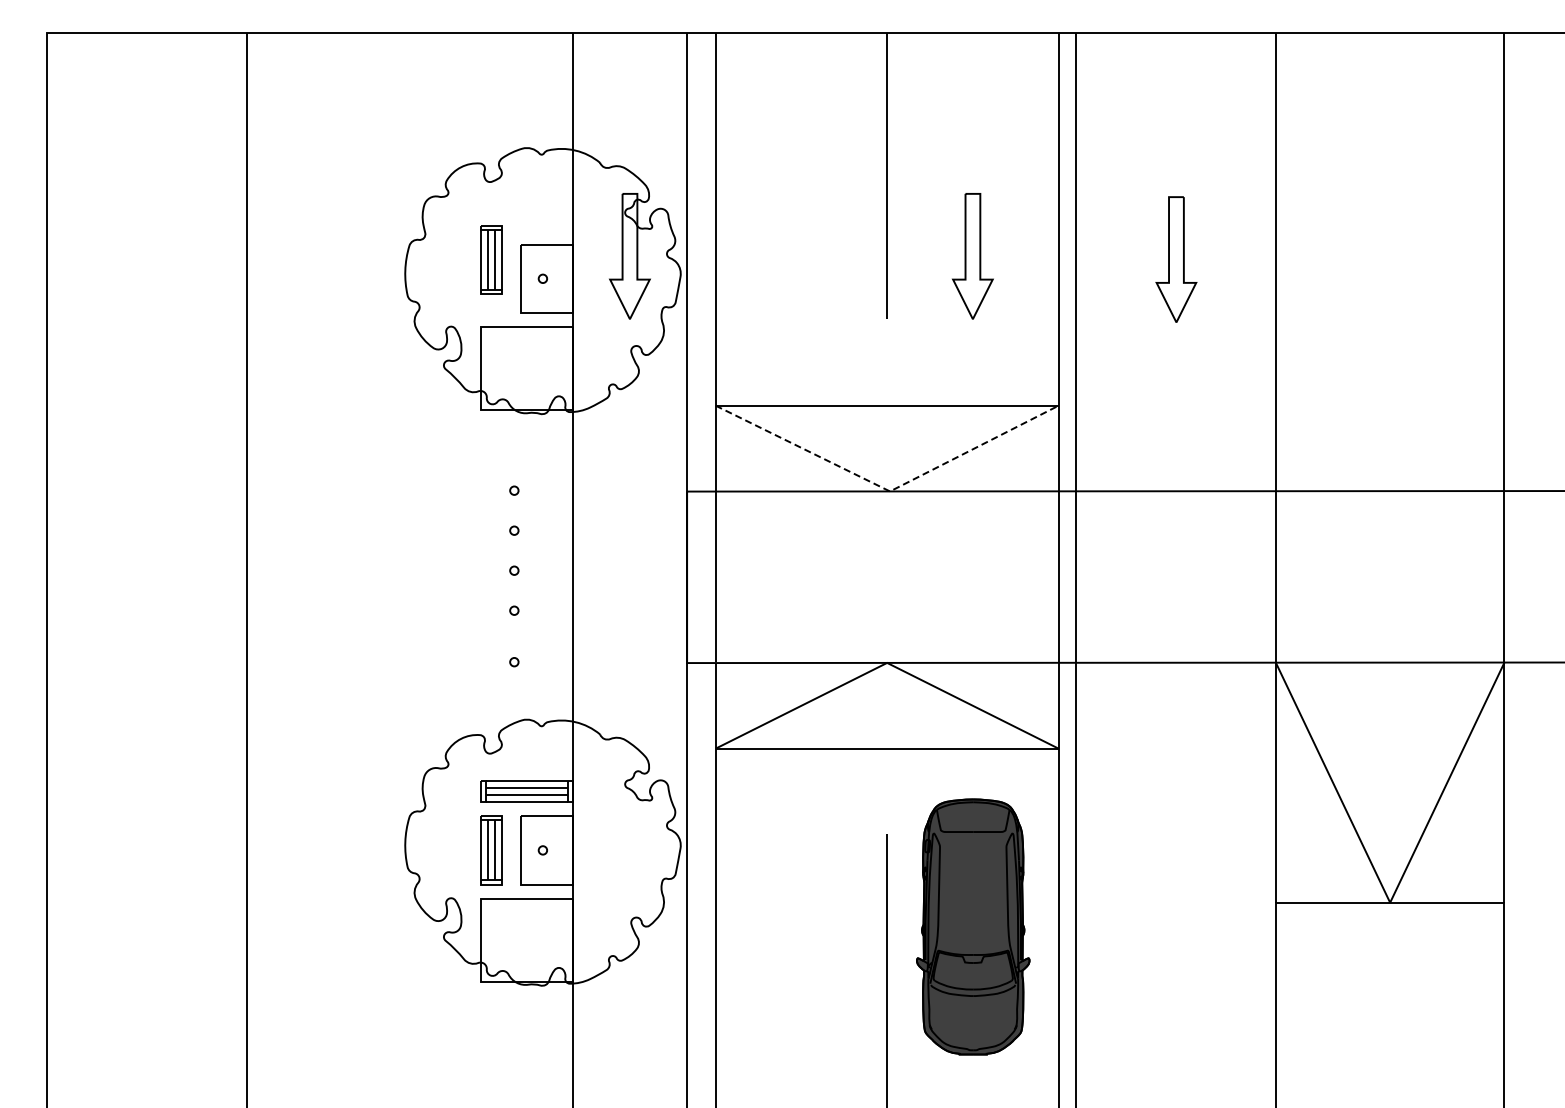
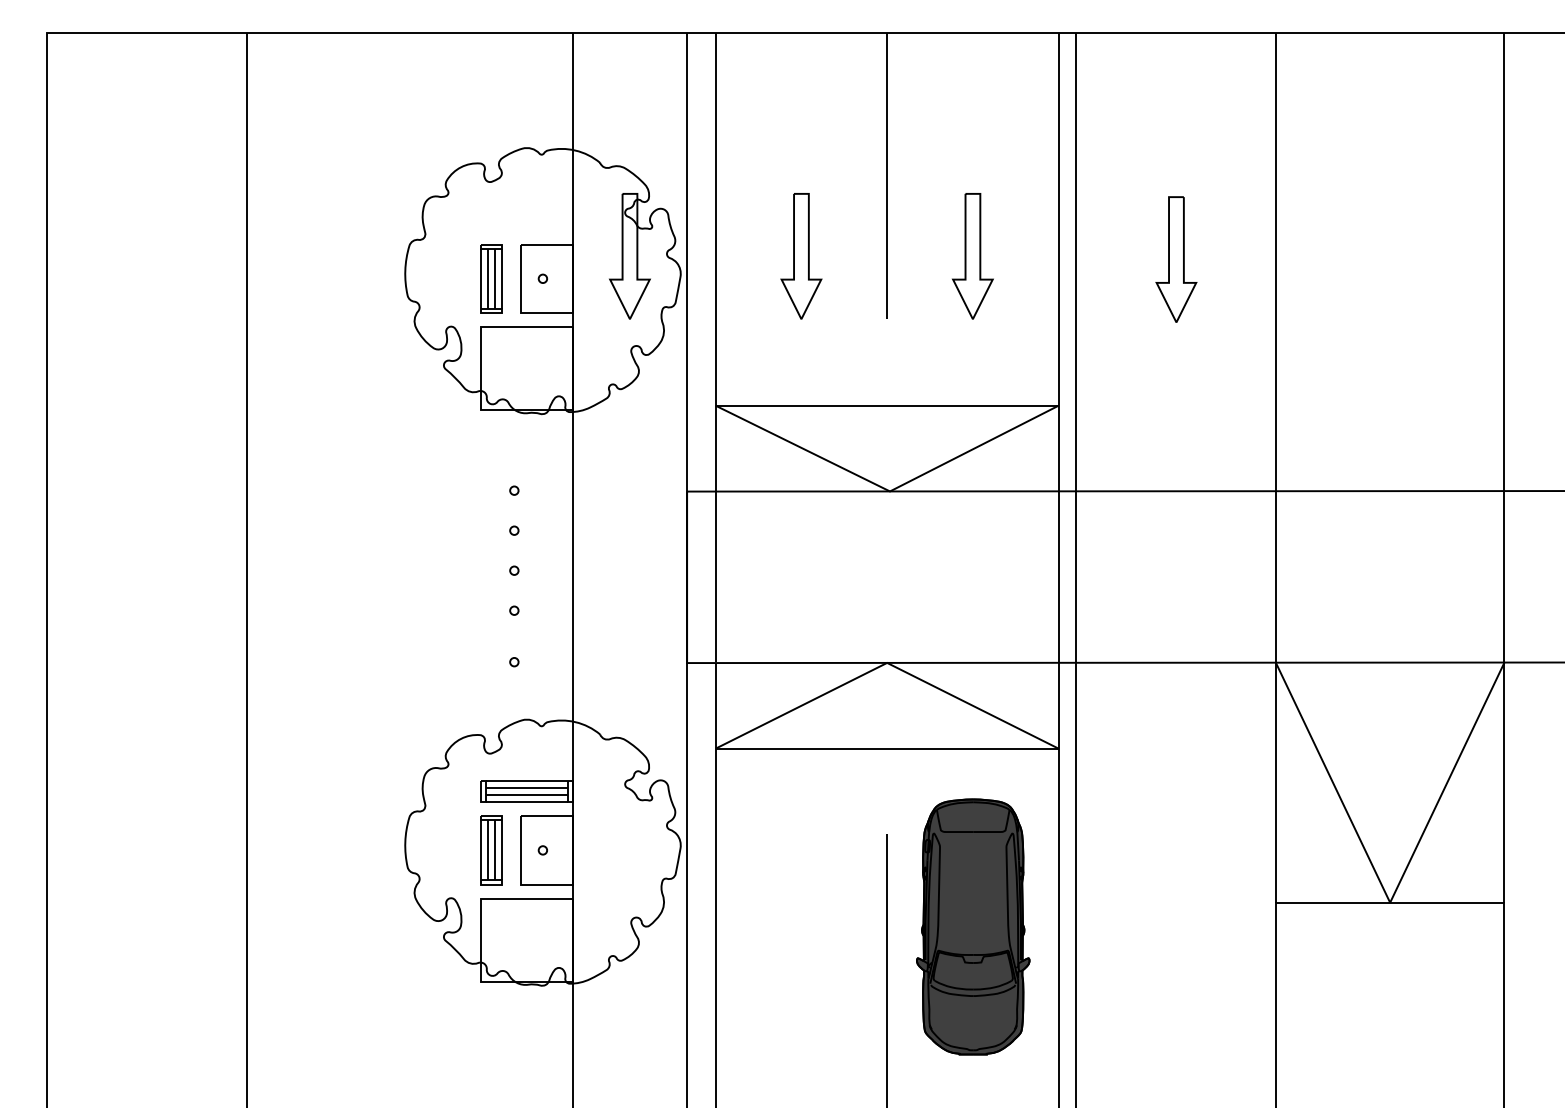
part: none -> present (801, 256)
part position: (491, 259) -> (491, 278) (491, 278)
line: dashed -> solid (888, 490)
